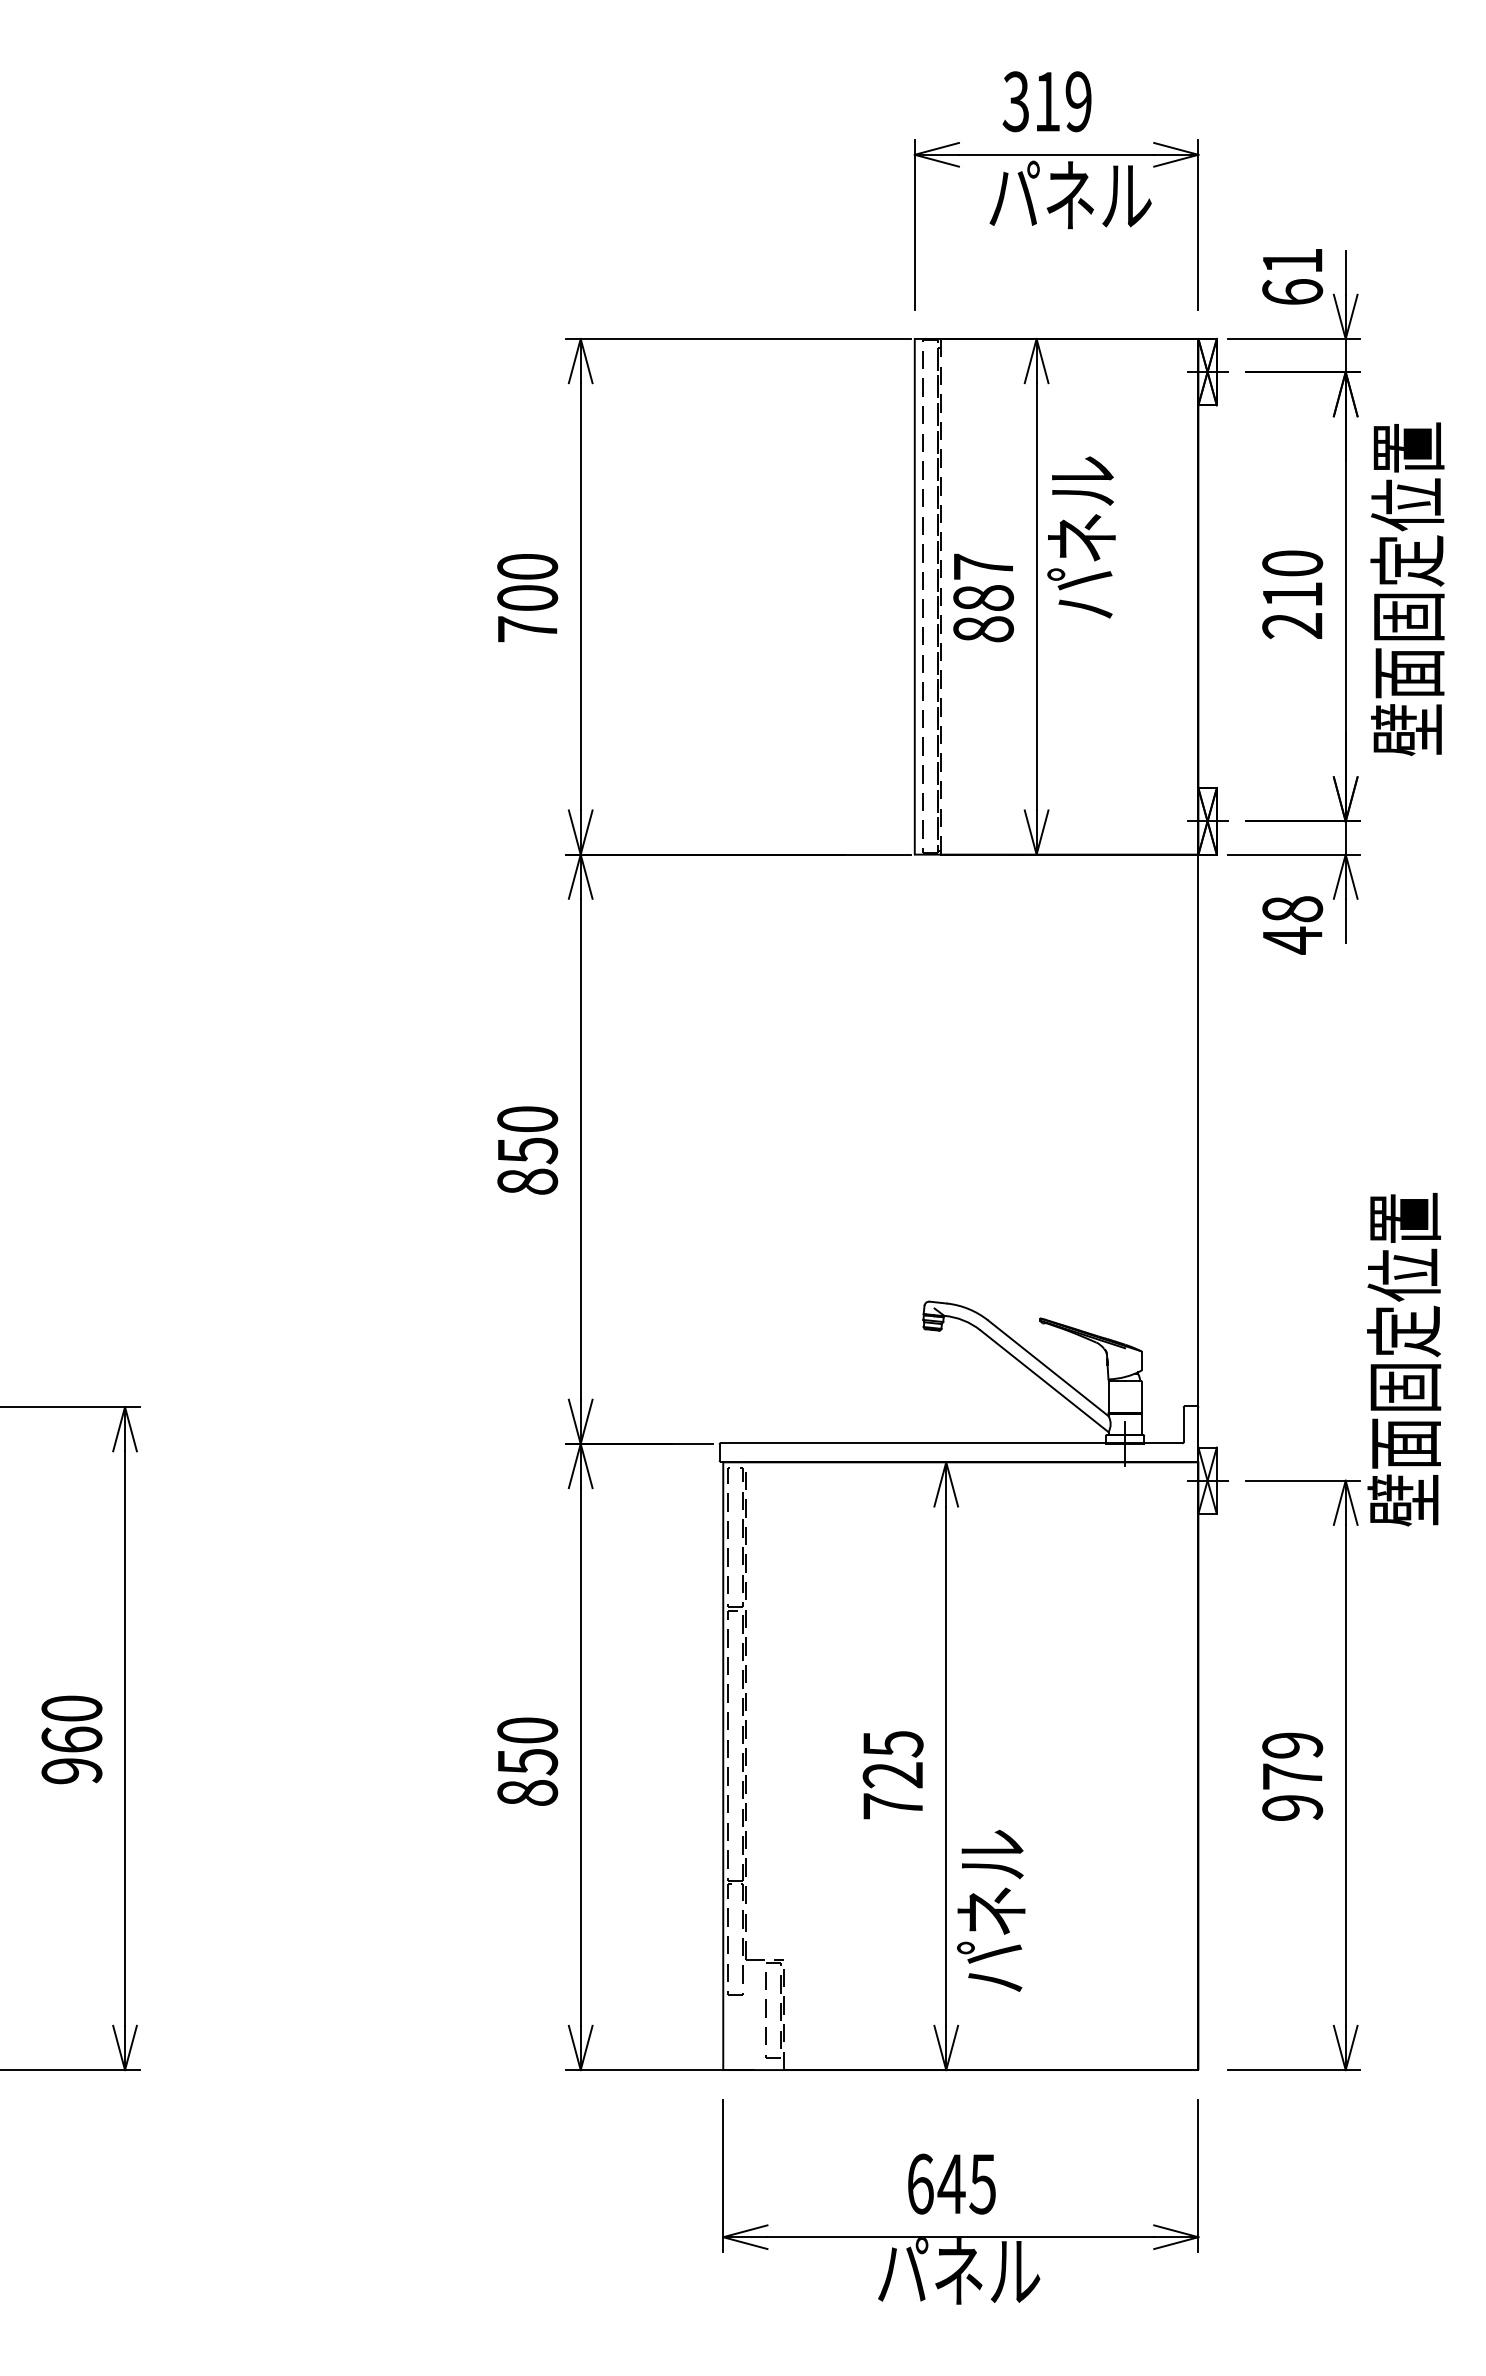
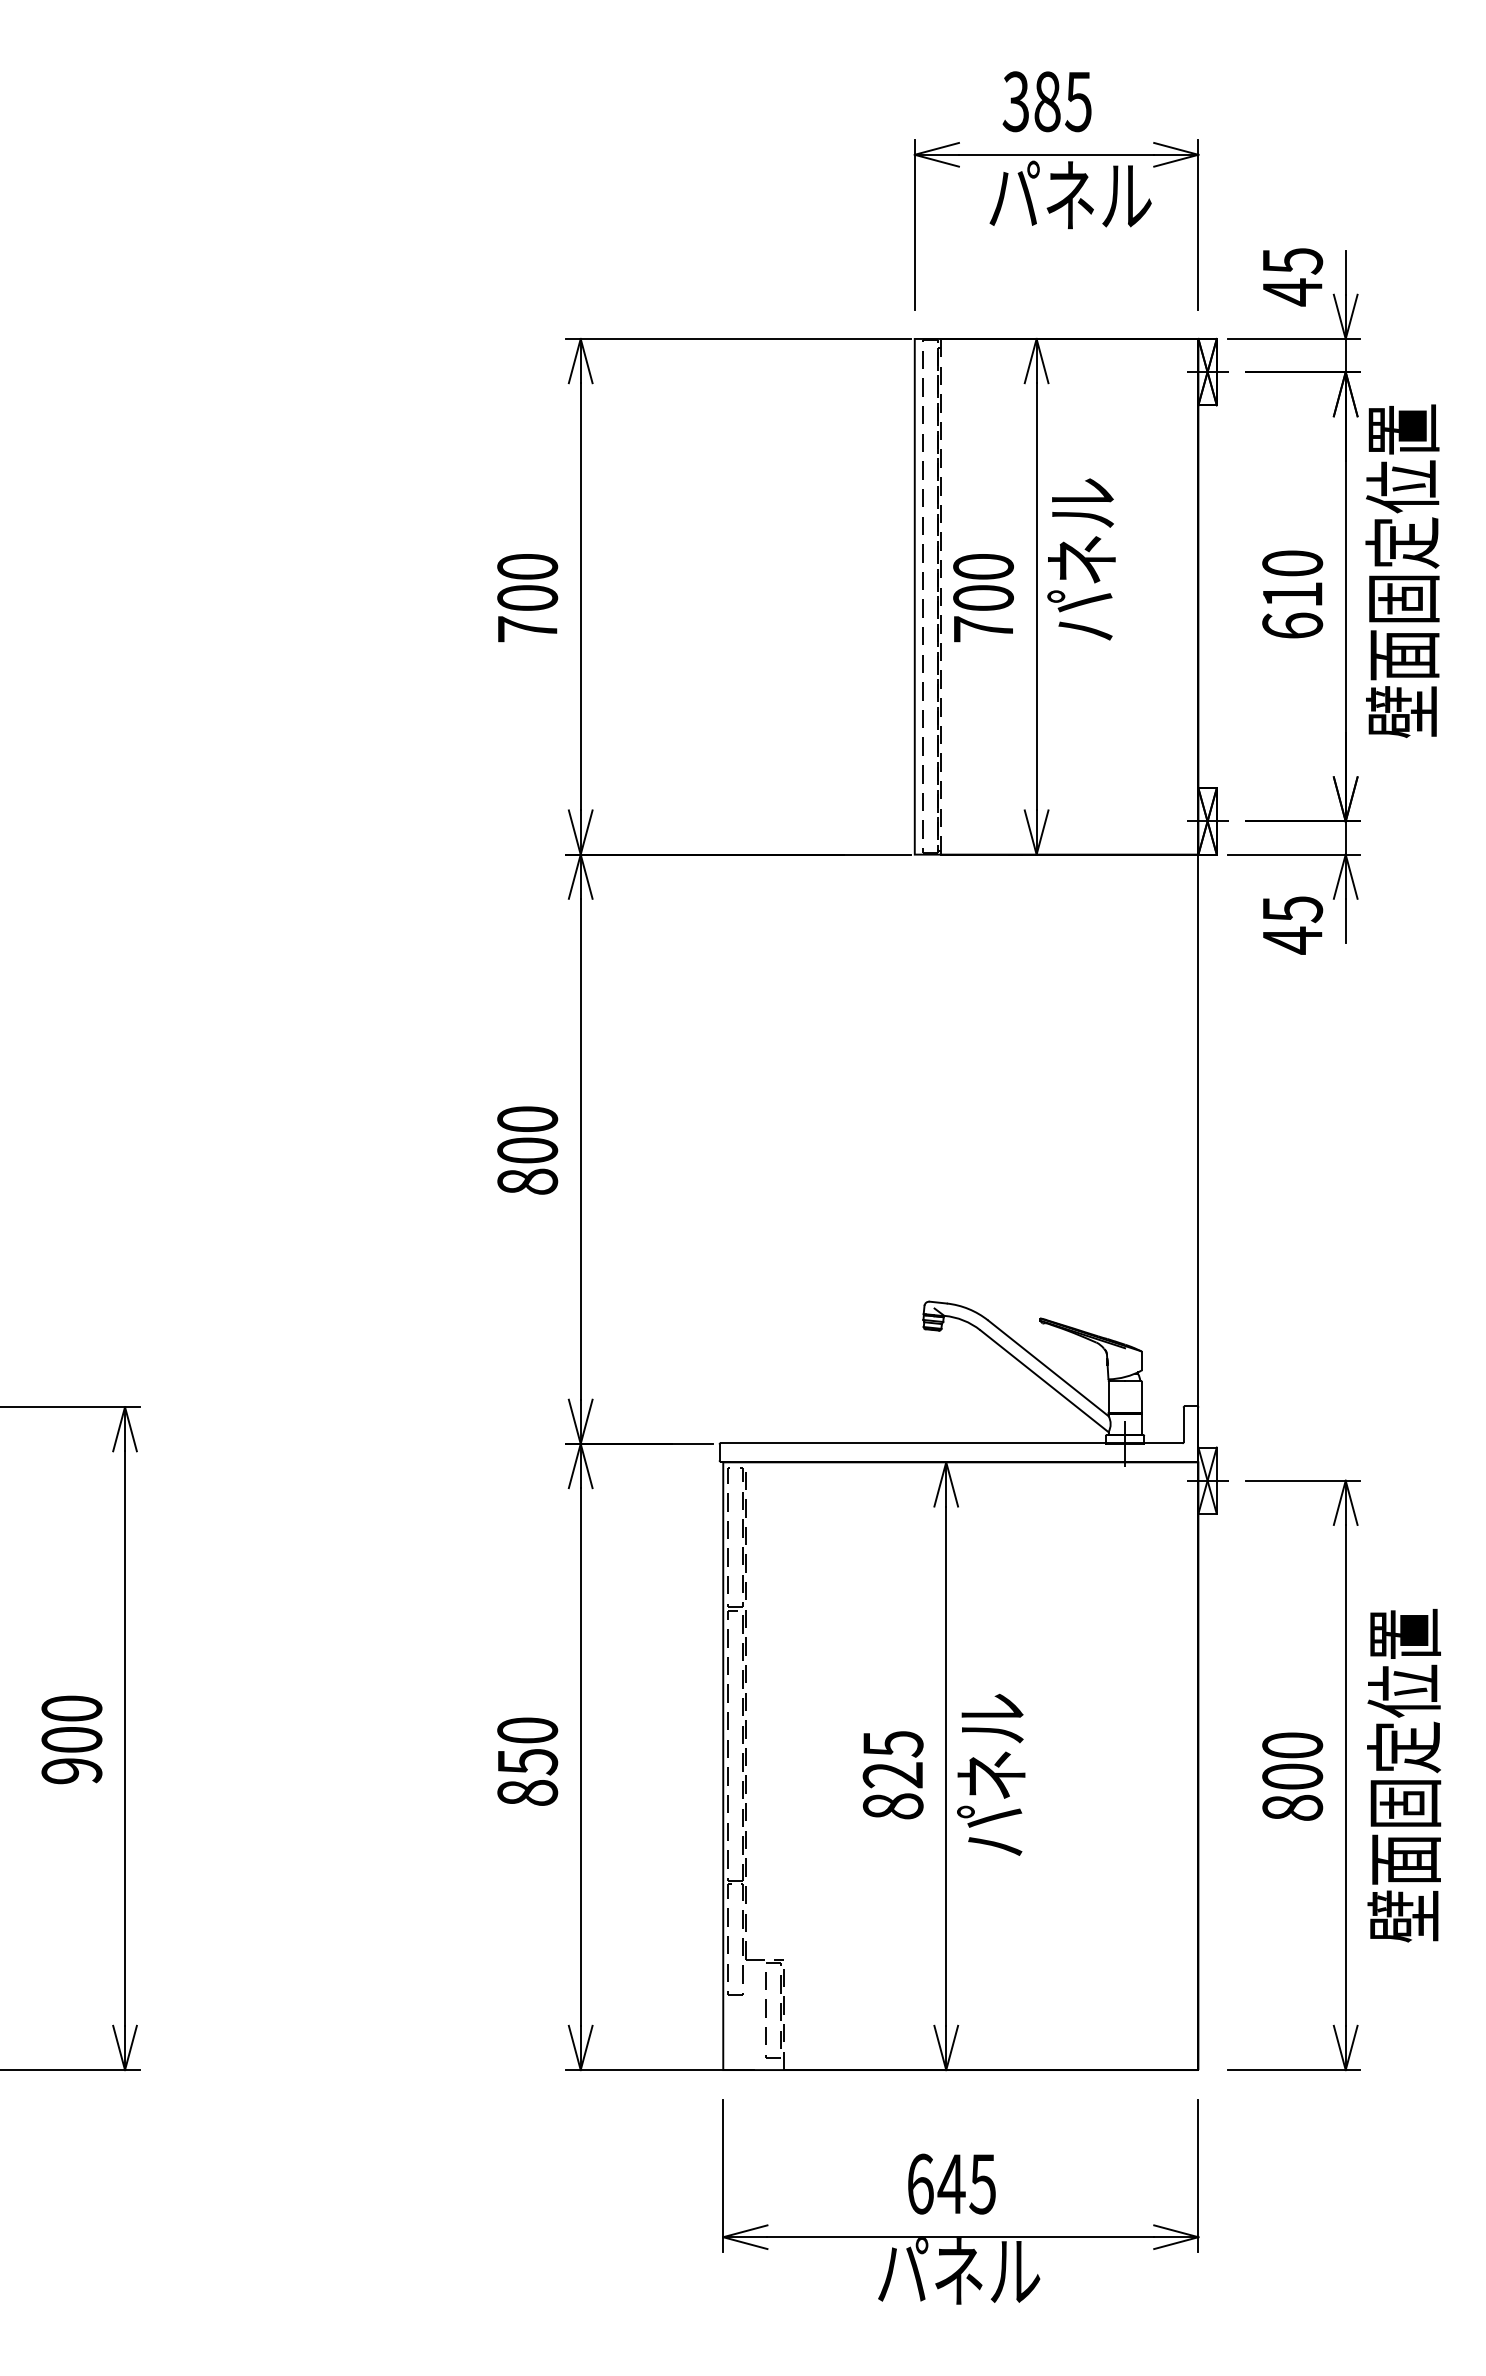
text: 319 -> 385 (1062, 101)
text: 61 -> 45 (1292, 277)
text position: (1081, 537) -> (1081, 559) (1081, 559)
text position: (1407, 589) -> (1402, 571) (1402, 571)
text: 887 -> 700 (983, 597)
text: 210 -> 610 (1292, 625)
text: 48 -> 45 (1292, 909)
text: 850 -> 800 (527, 1150)
text position: (1404, 1359) -> (1404, 1775) (1404, 1775)
text: 960 -> 900 (71, 1739)
text: 979 -> 800 (1292, 1776)
text: 725 -> 825 (892, 1806)
text position: (991, 1910) -> (991, 1774) (991, 1774)
